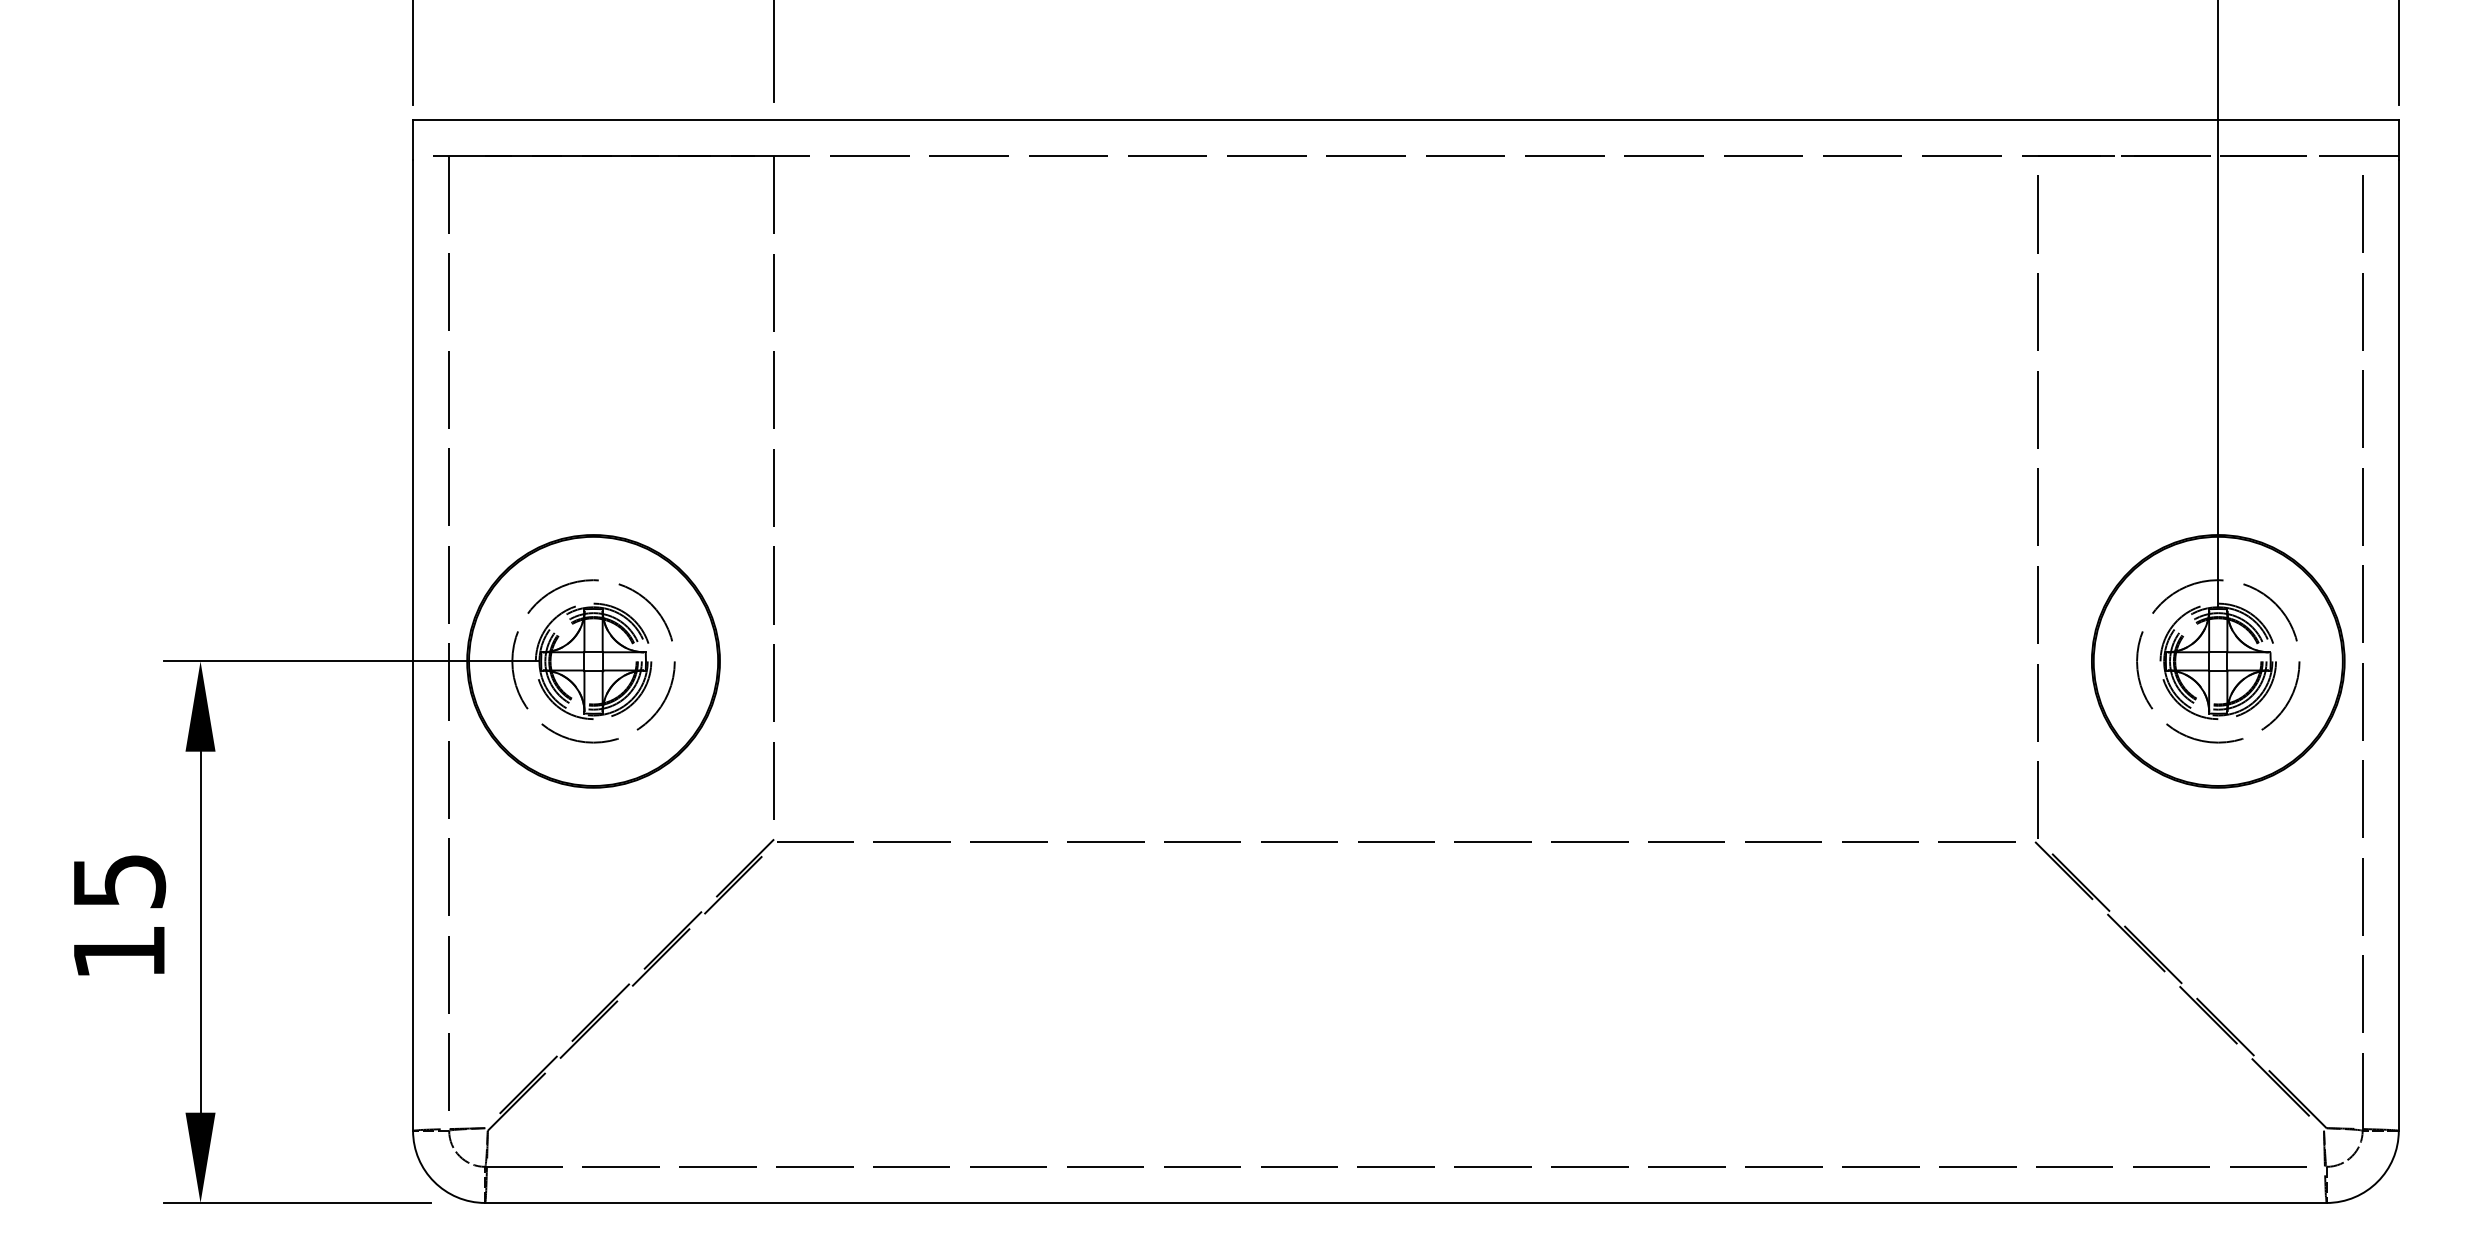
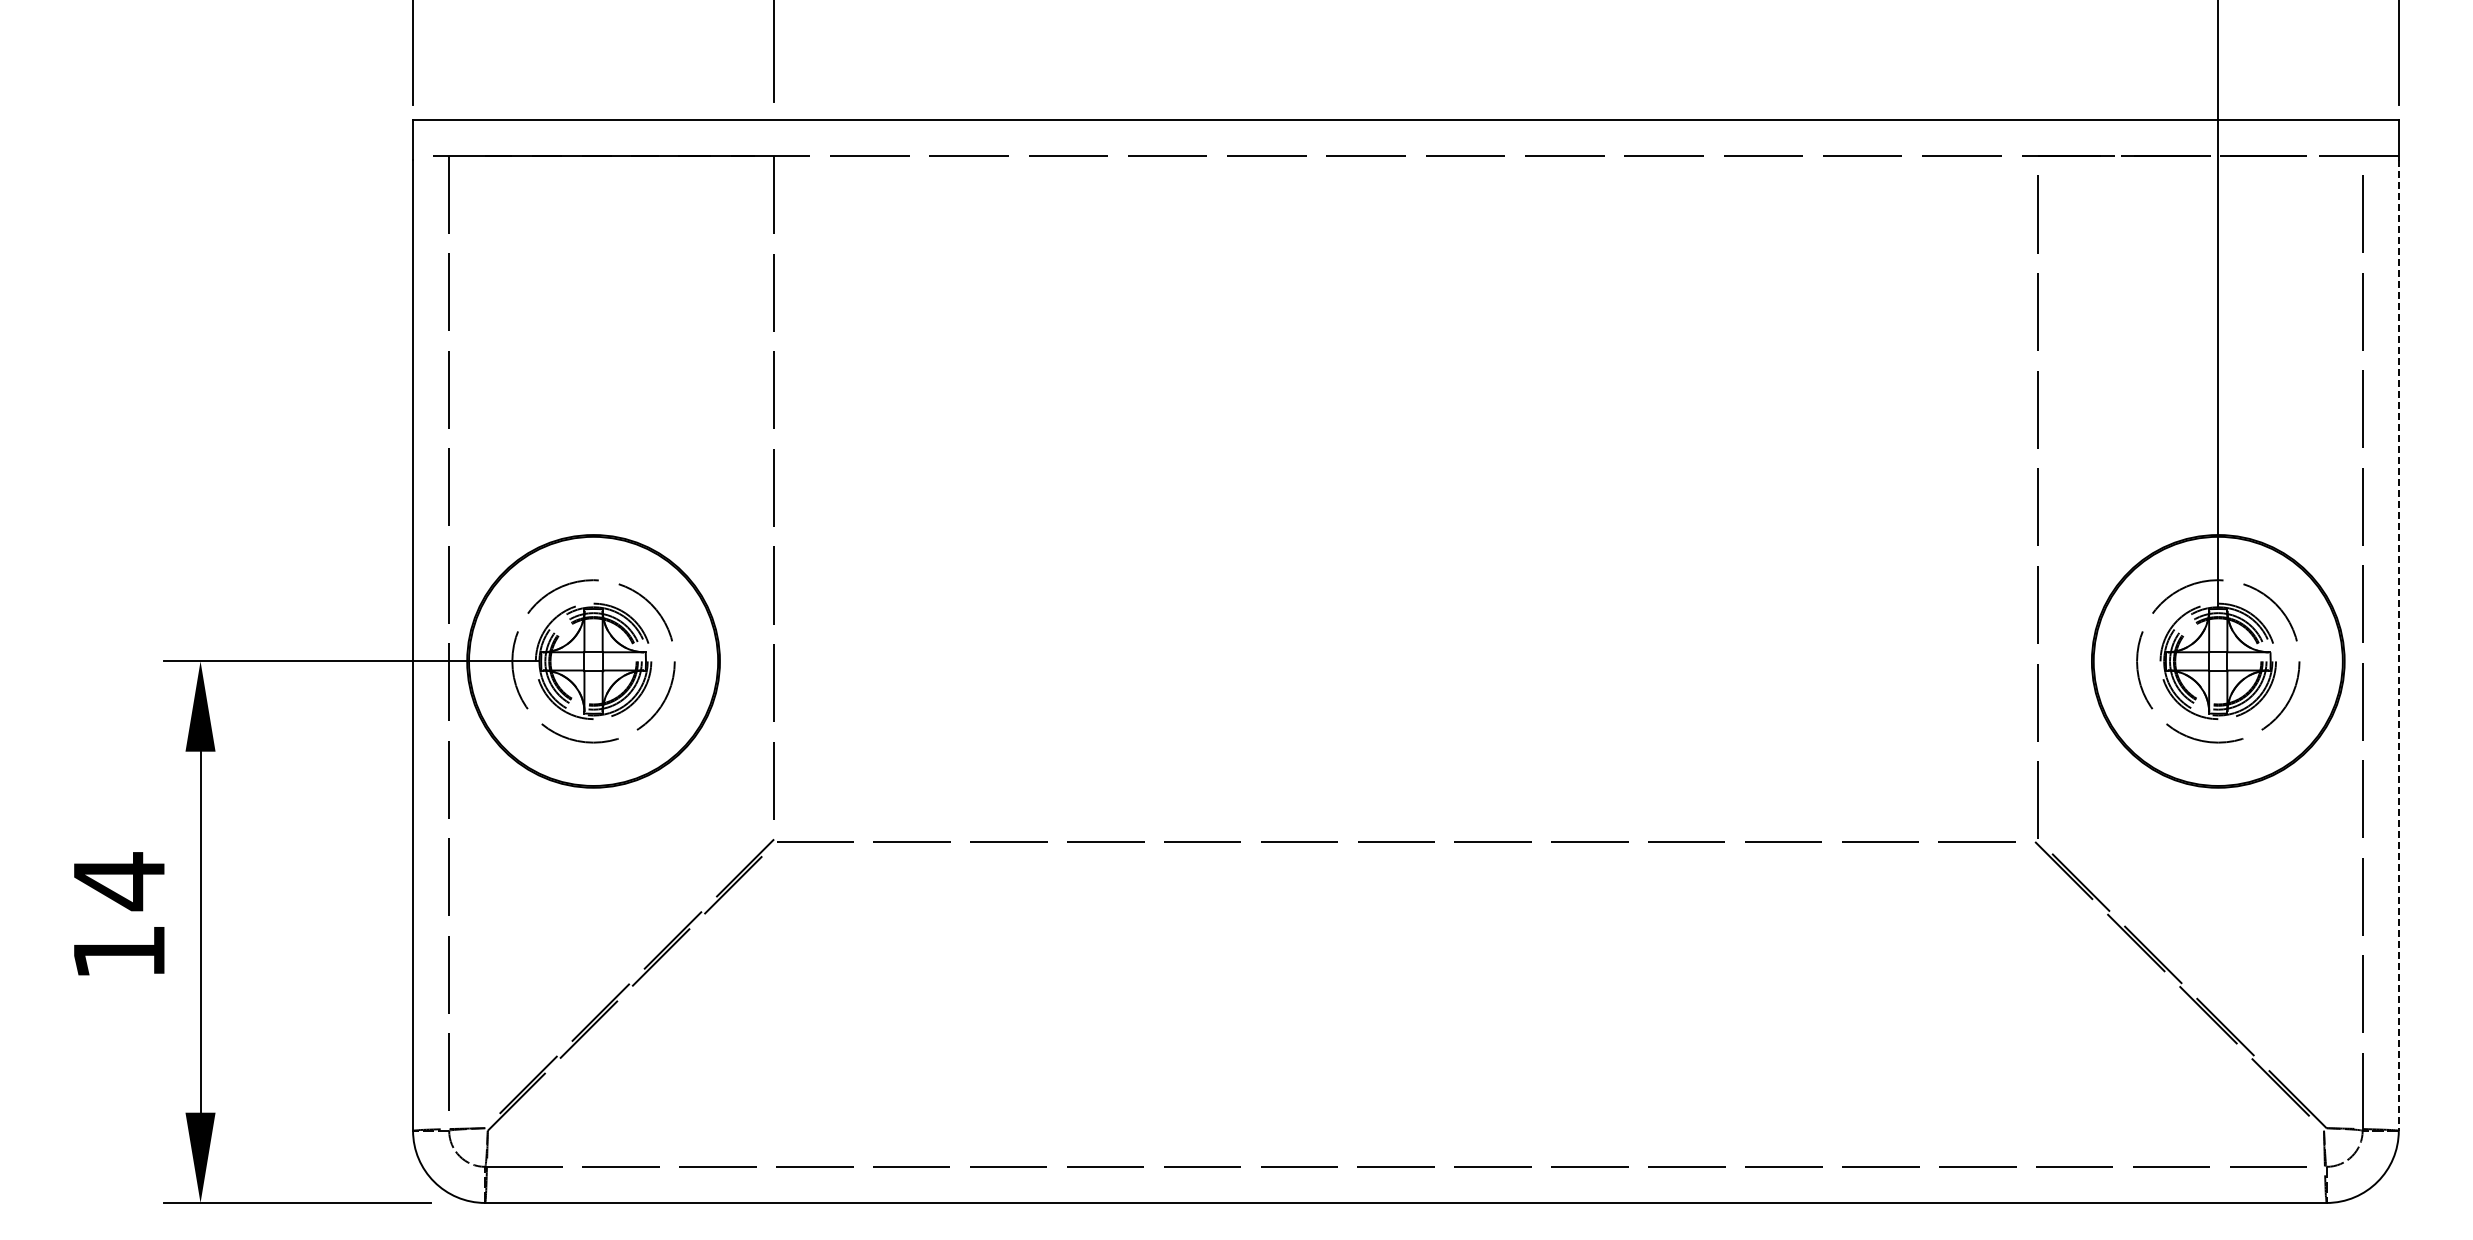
line: solid -> dashed (2398, 645)
text: 15 -> 14 (120, 881)
